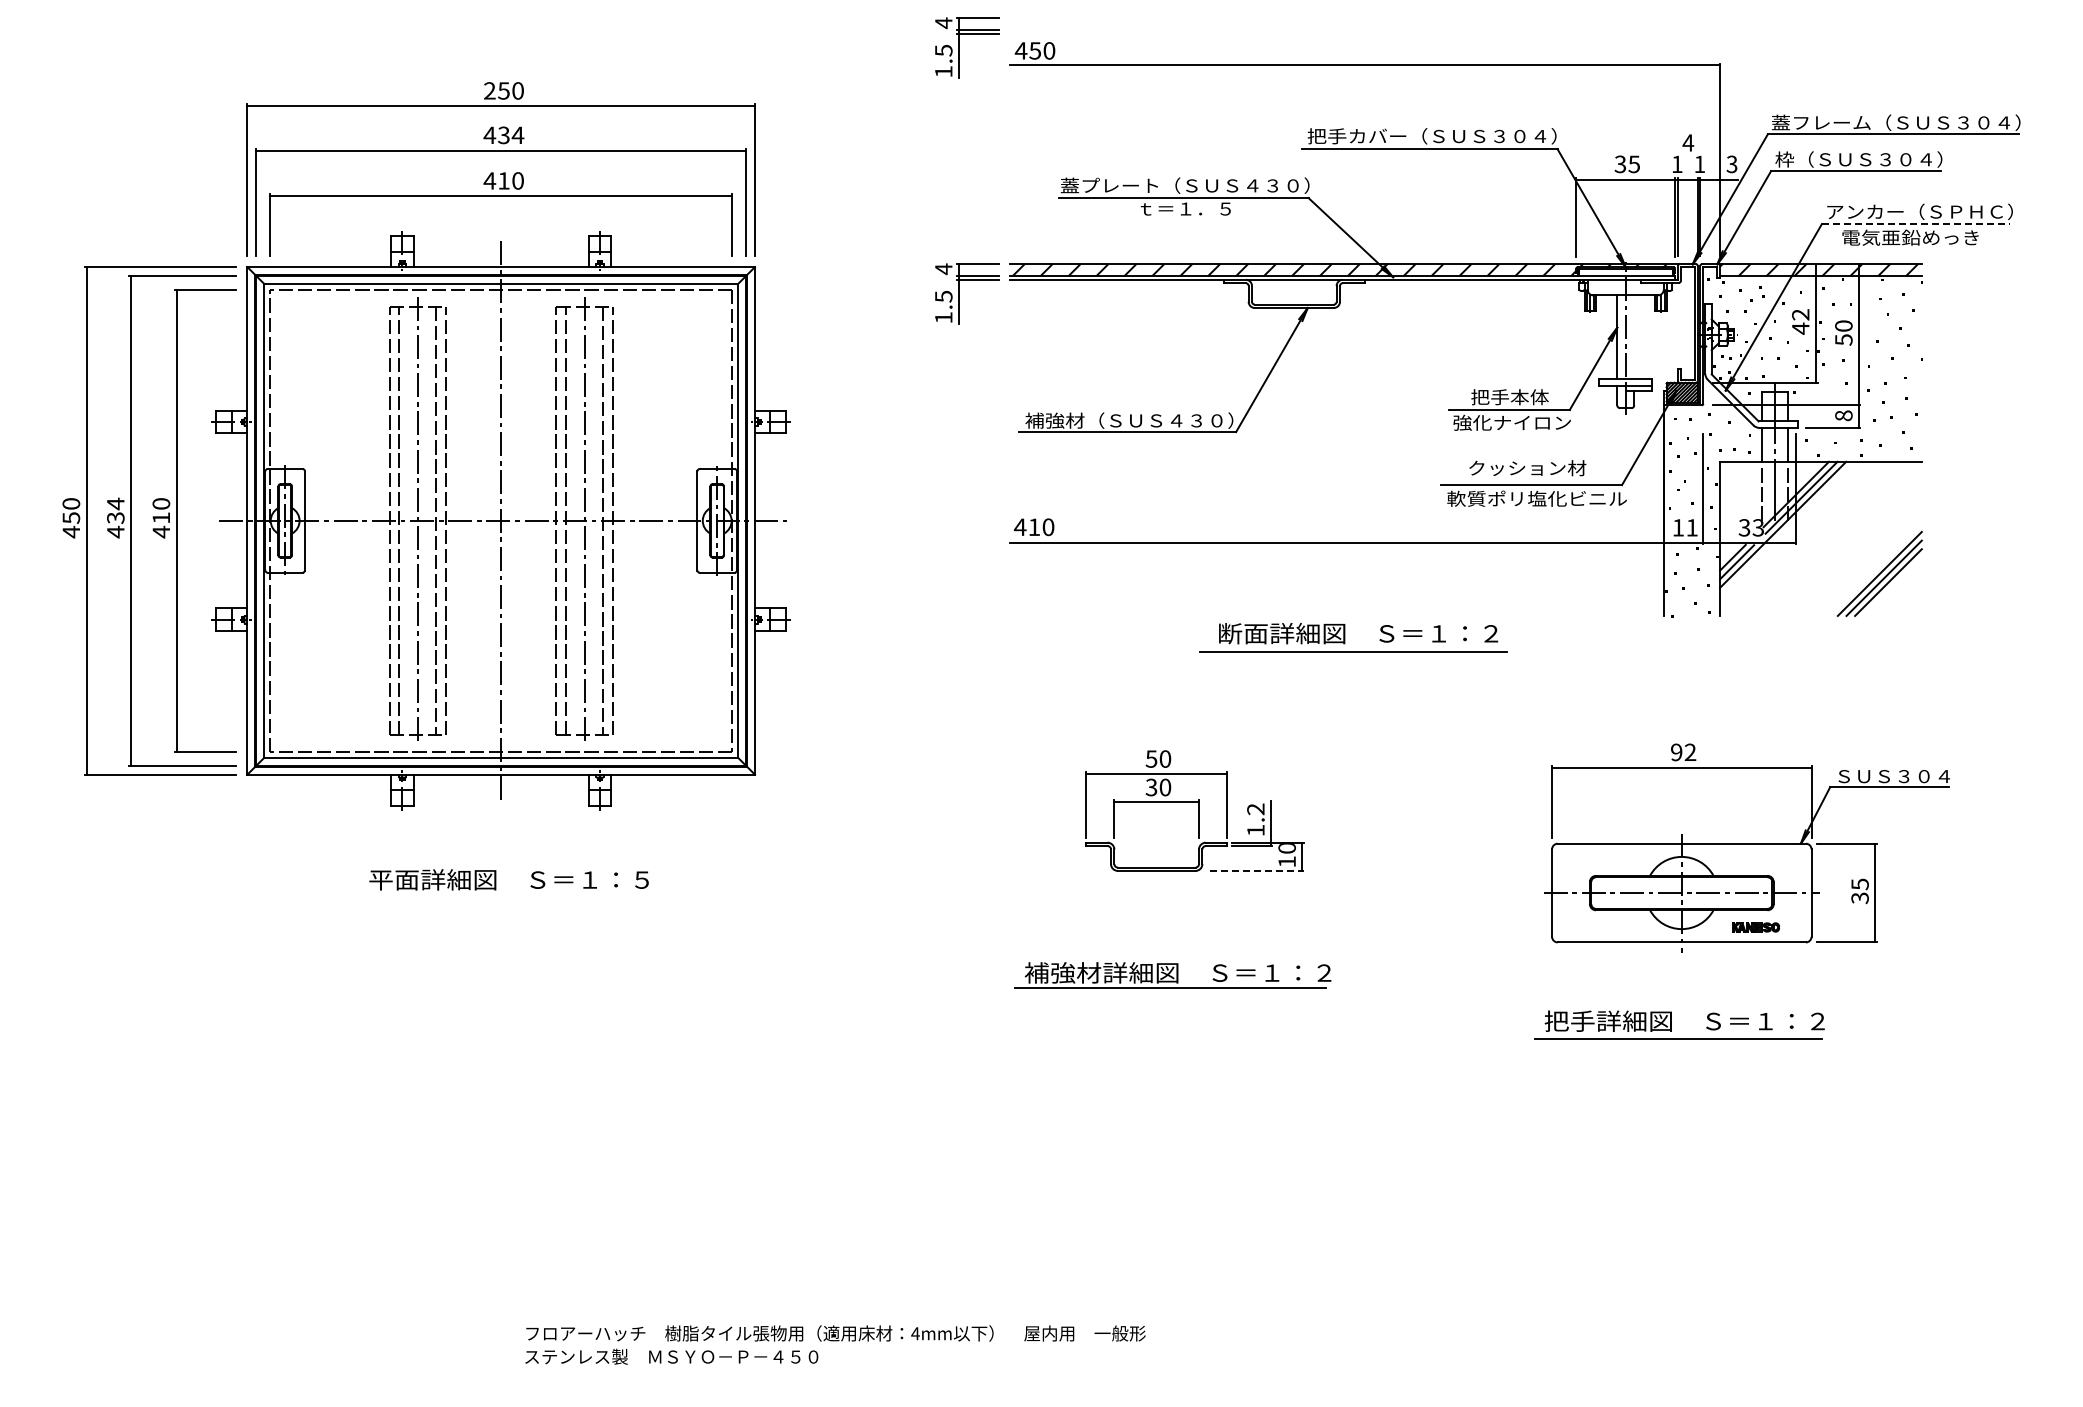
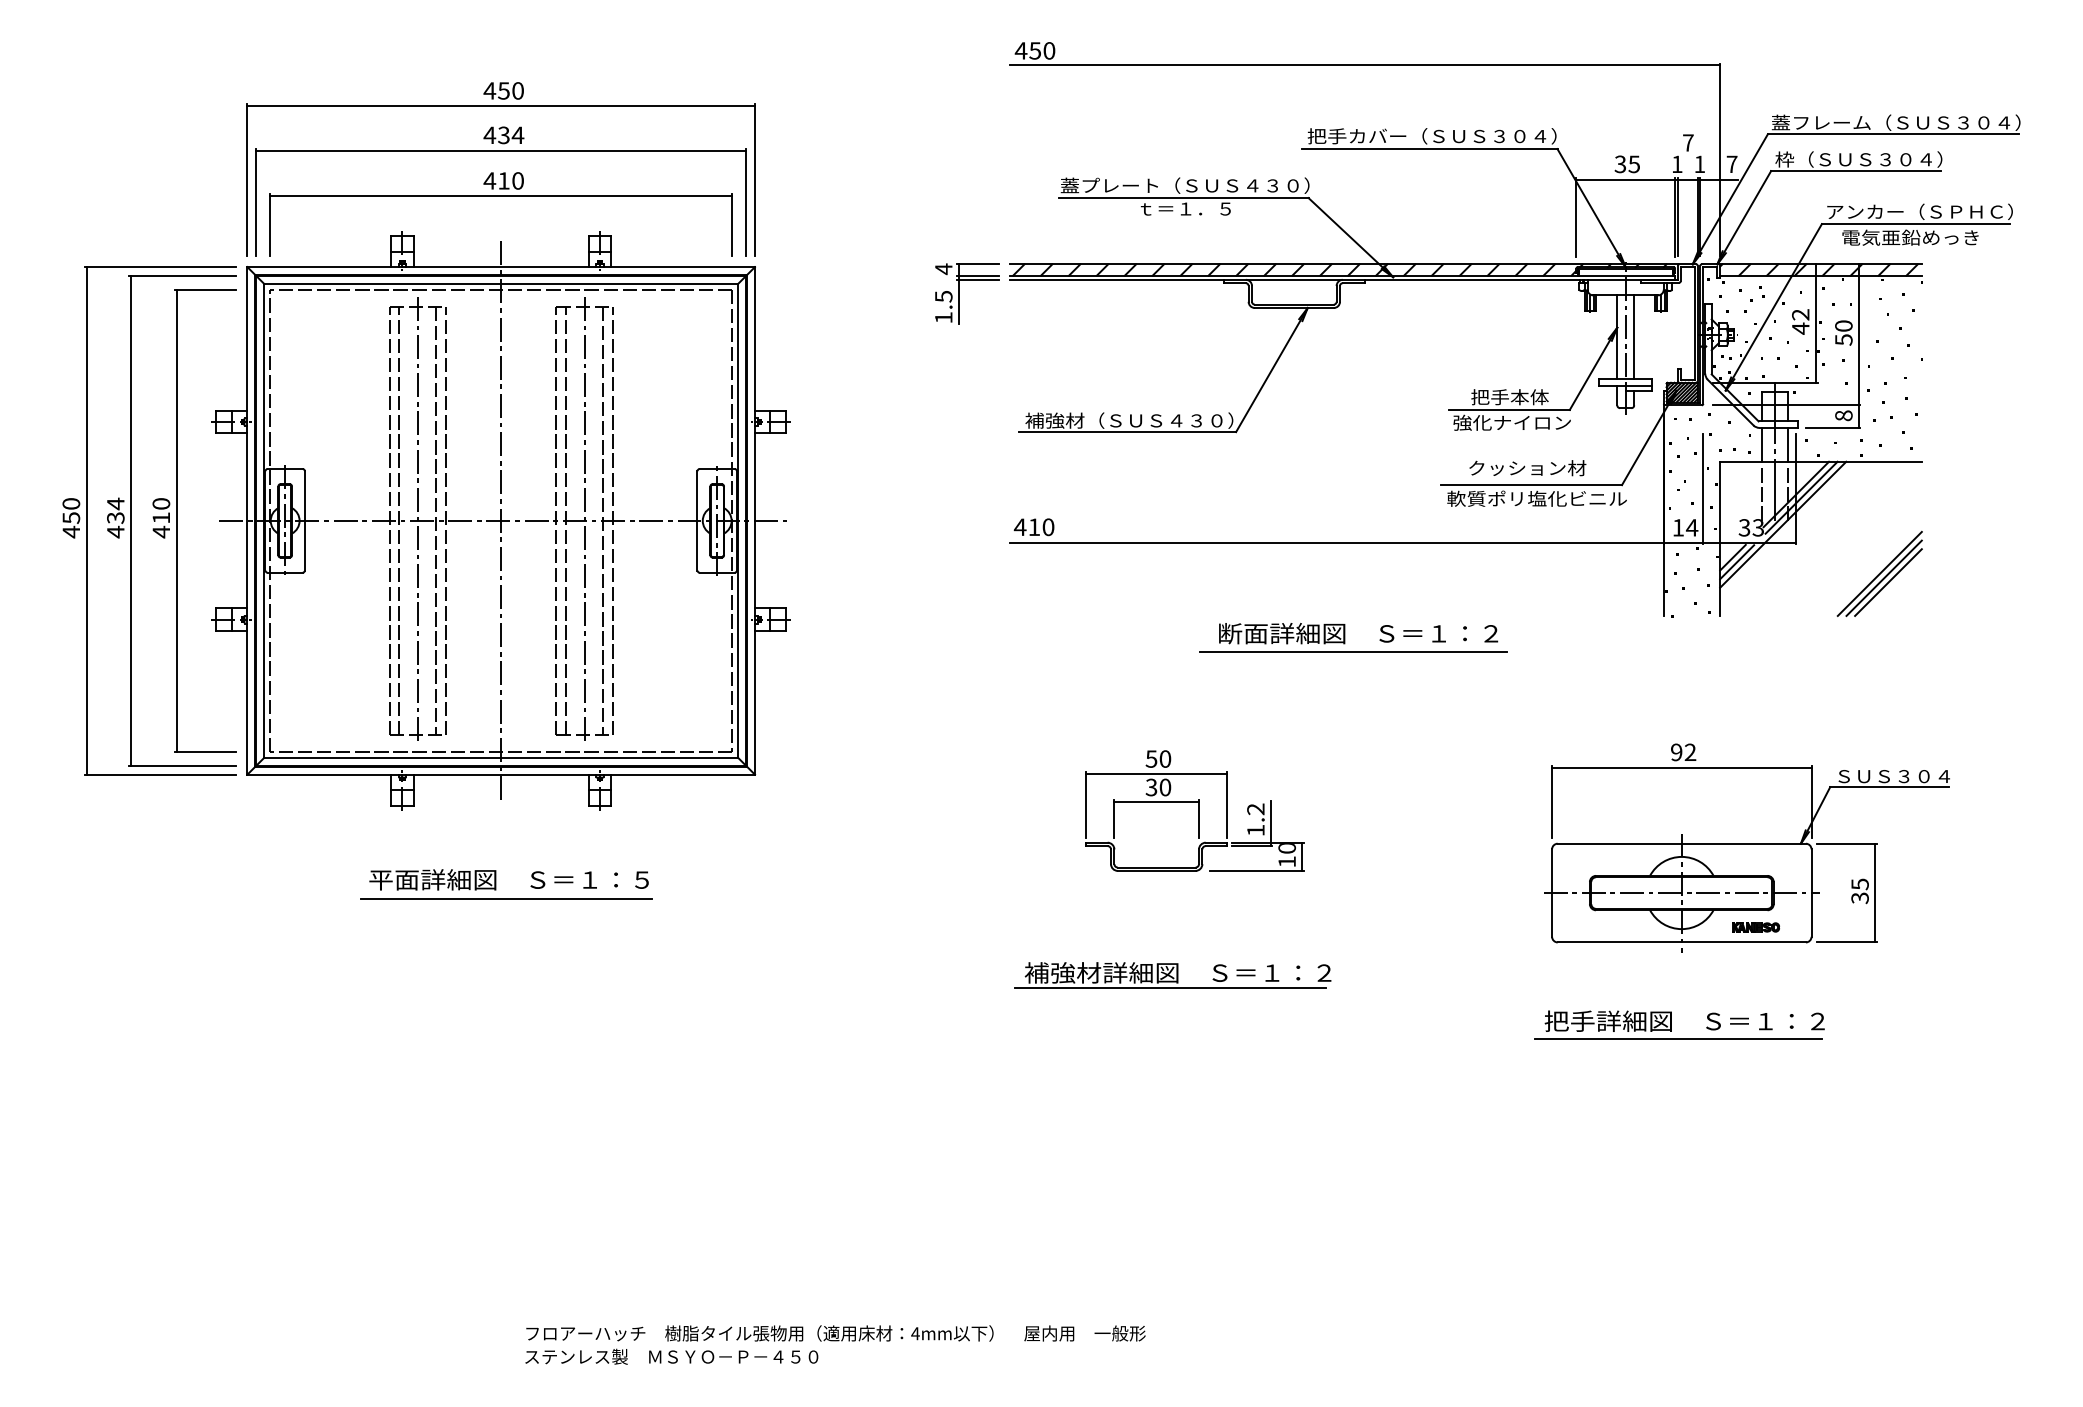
part: present -> none (959, 47)
text: 250 -> 450 (489, 90)
text: 4 -> 7 (1688, 142)
text: 3 -> 7 (1731, 164)
line: dashed -> solid (1916, 224)
line: none -> present (1634, 336)
text: 11 -> 14 (1692, 527)
line: dashed -> solid (1256, 870)
line: none -> present (505, 899)
